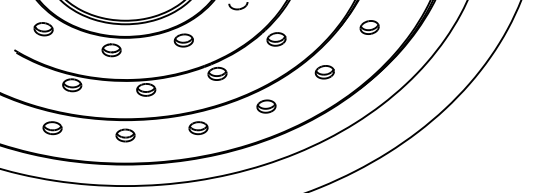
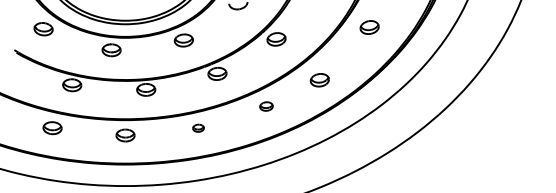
part position: (324, 72) -> (319, 80) (319, 80)
part size: 21x15 px -> 15x11 px (266, 106)
part size: 21x15 px -> 13x10 px (198, 127)
